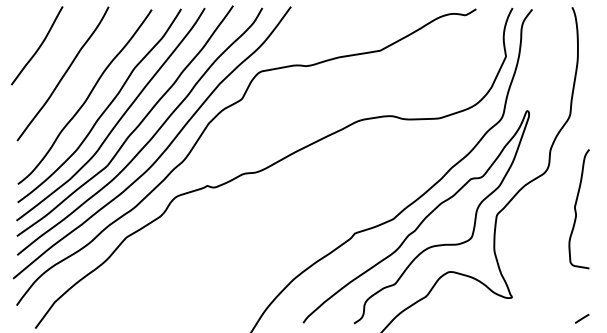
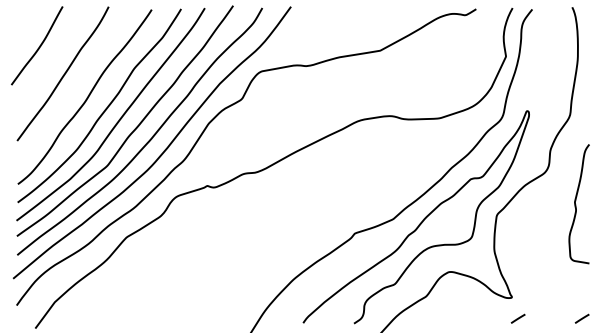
curve position: (576, 209) -> (576, 204) (576, 204)
line: none -> present (517, 318)
